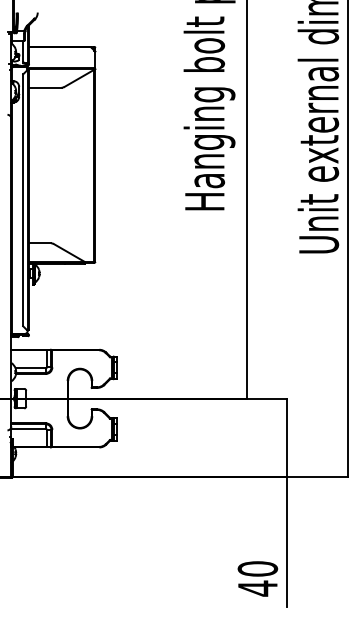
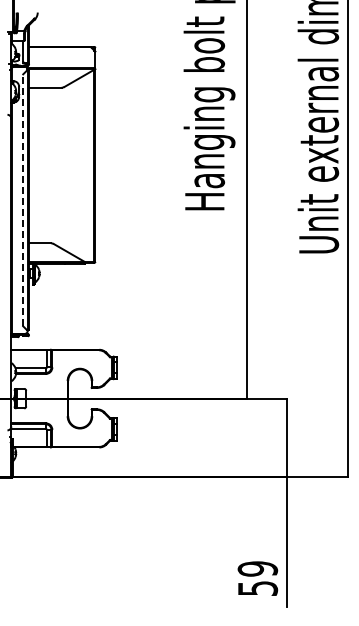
line: solid -> dashed (23, 200)
text: 40 -> 59 (257, 578)
